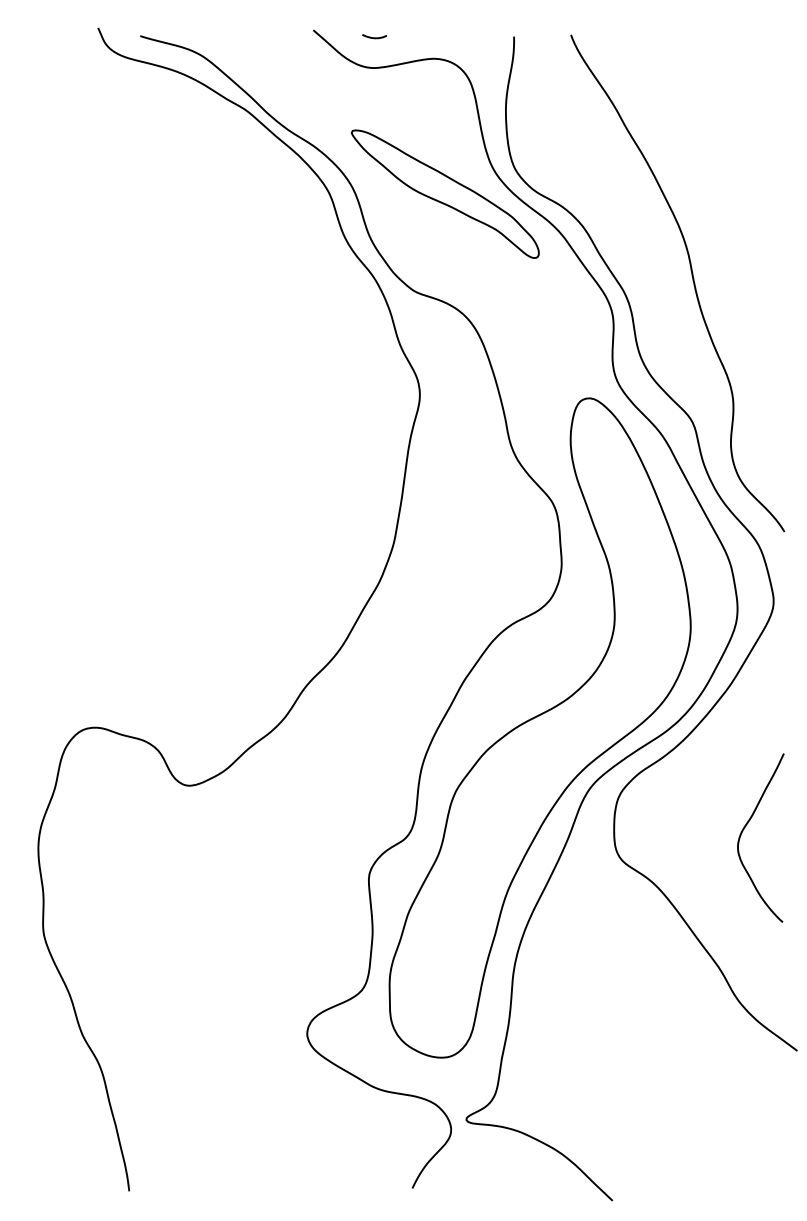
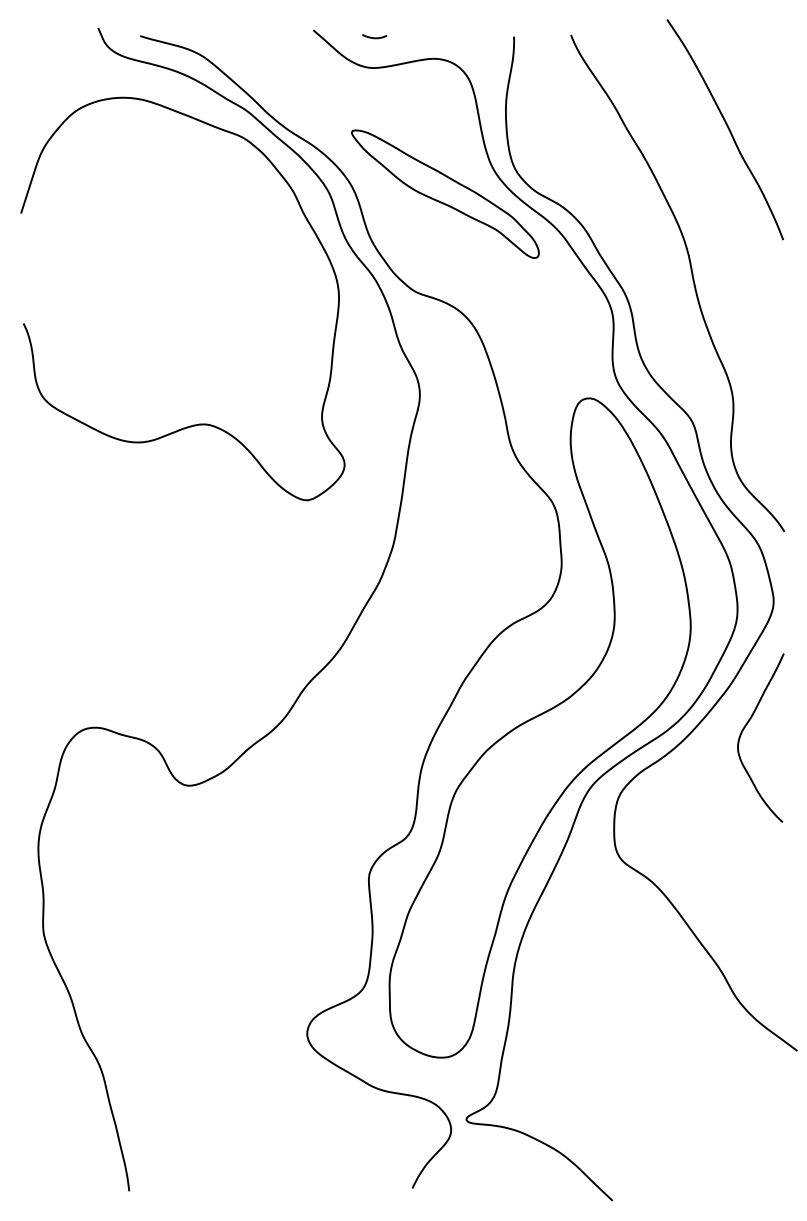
curve: none -> present (727, 128)
curve: none -> present (198, 423)
curve position: (746, 826) -> (746, 726) (746, 726)
